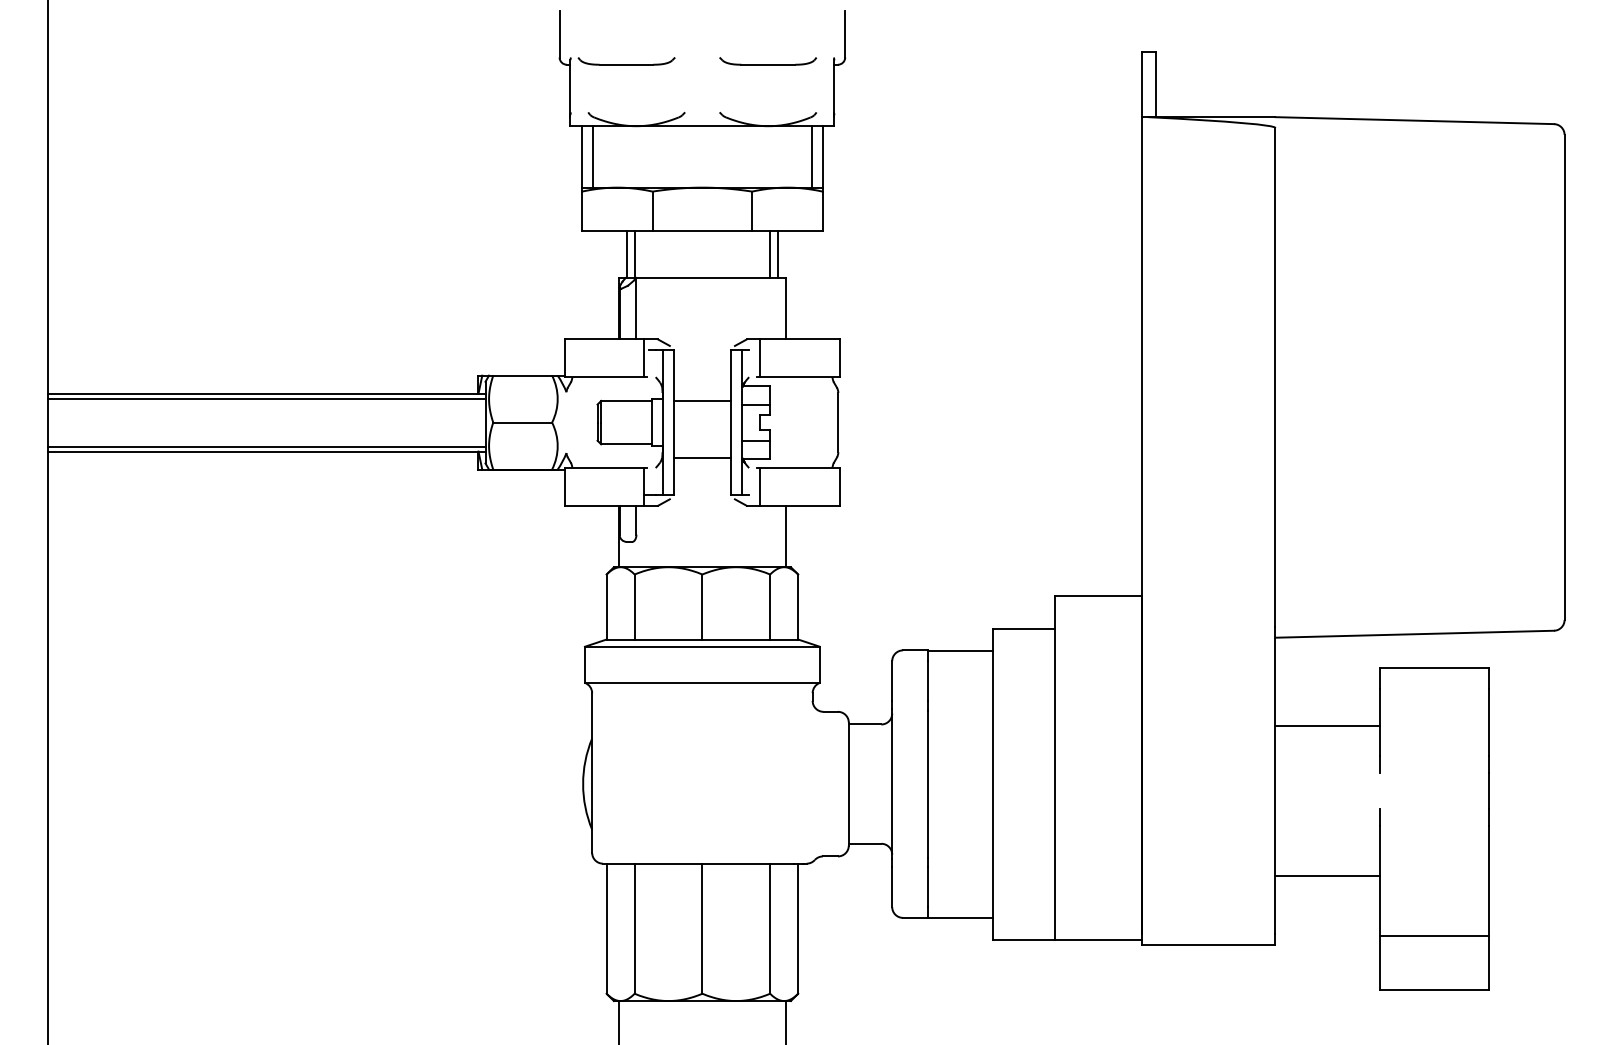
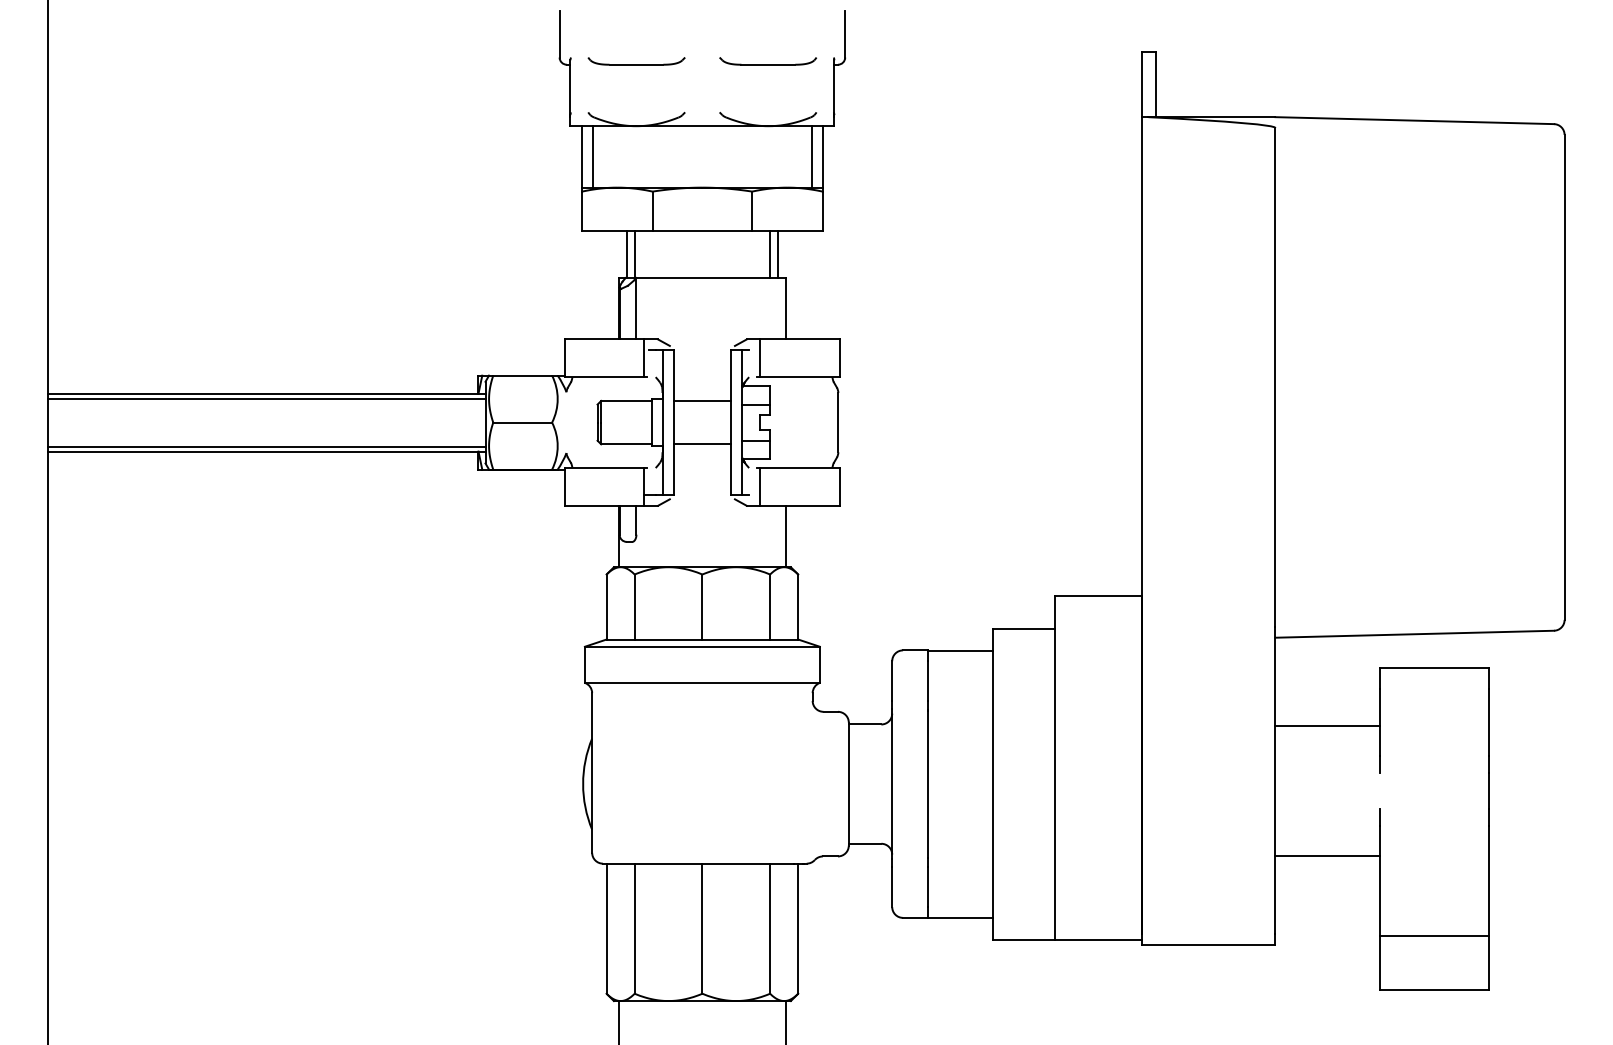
part position: (626, 61) -> (636, 61) (636, 61)
line position: (702, 458) -> (702, 444) (702, 444)
line position: (1327, 876) -> (1327, 856) (1327, 856)
